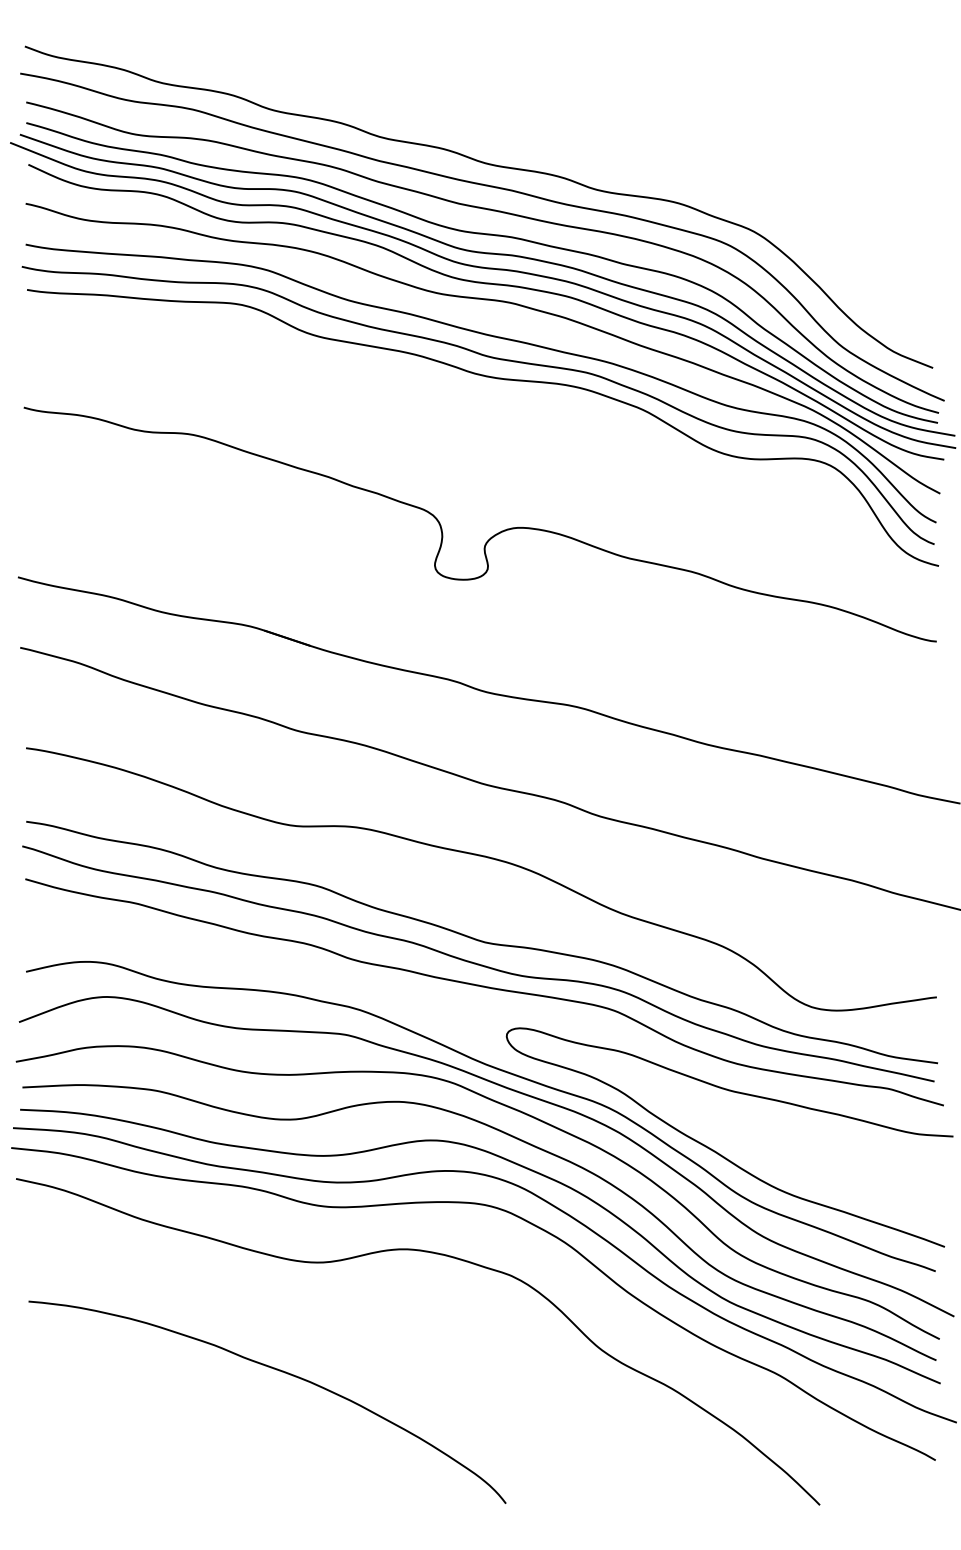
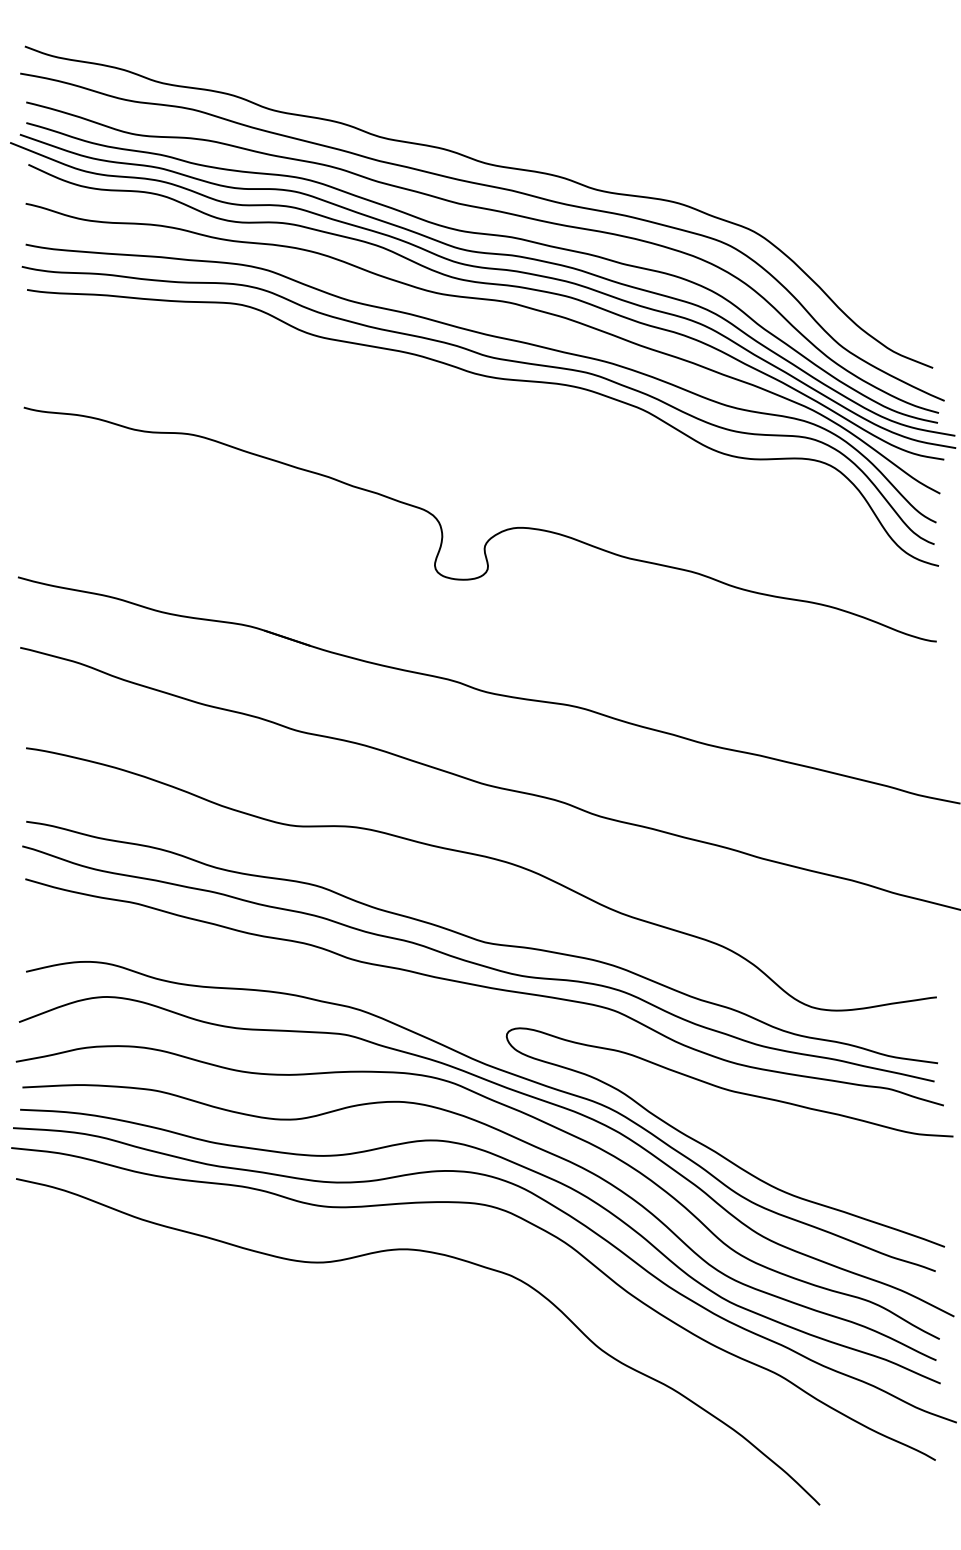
curve: present -> none (276, 1370)
